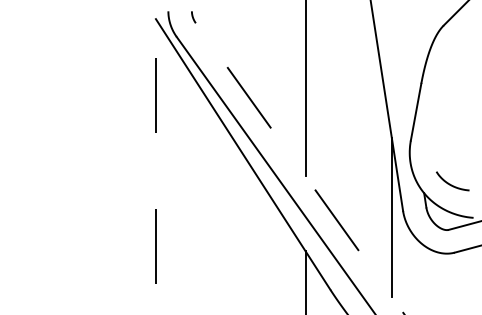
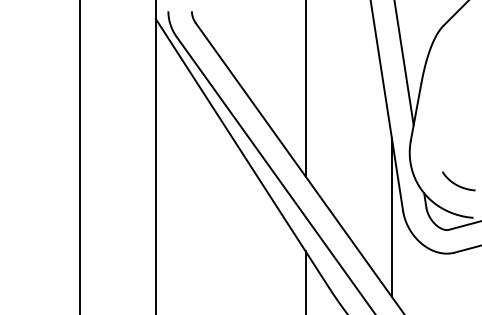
line: none -> present (403, 63)
line: none -> present (80, 156)
line: dashed -> solid (155, 157)
line: dashed -> solid (300, 168)
curve position: (450, 183) -> (456, 183) (456, 183)
